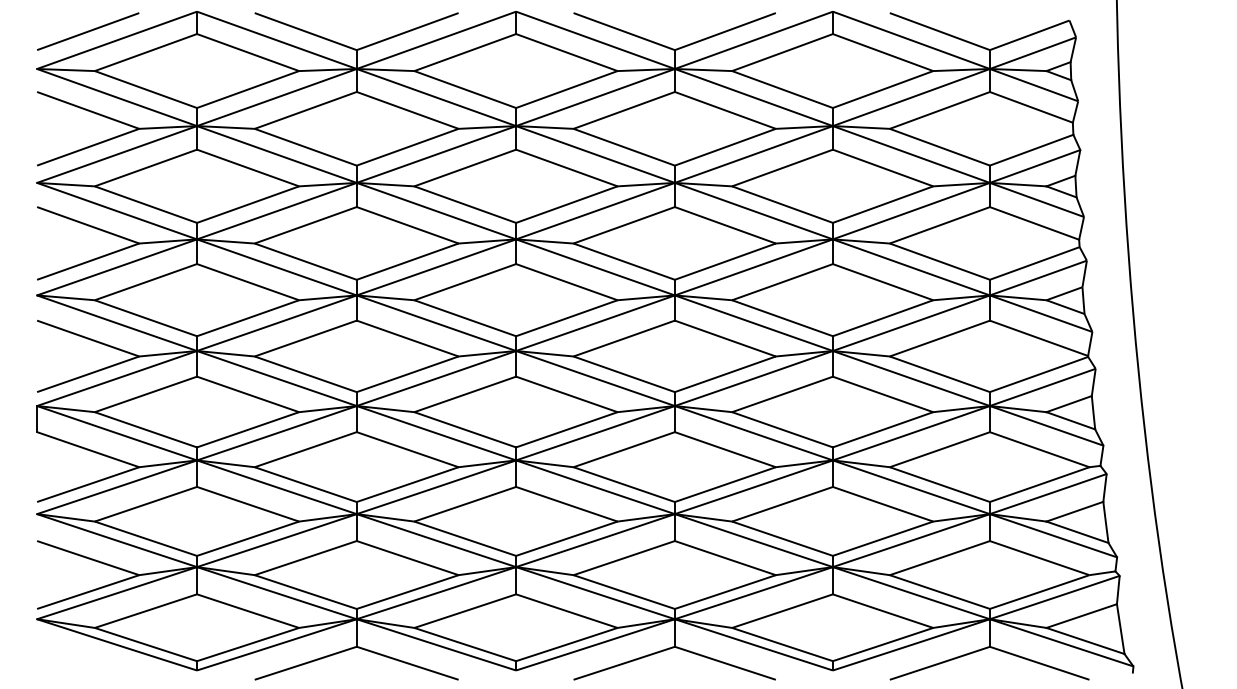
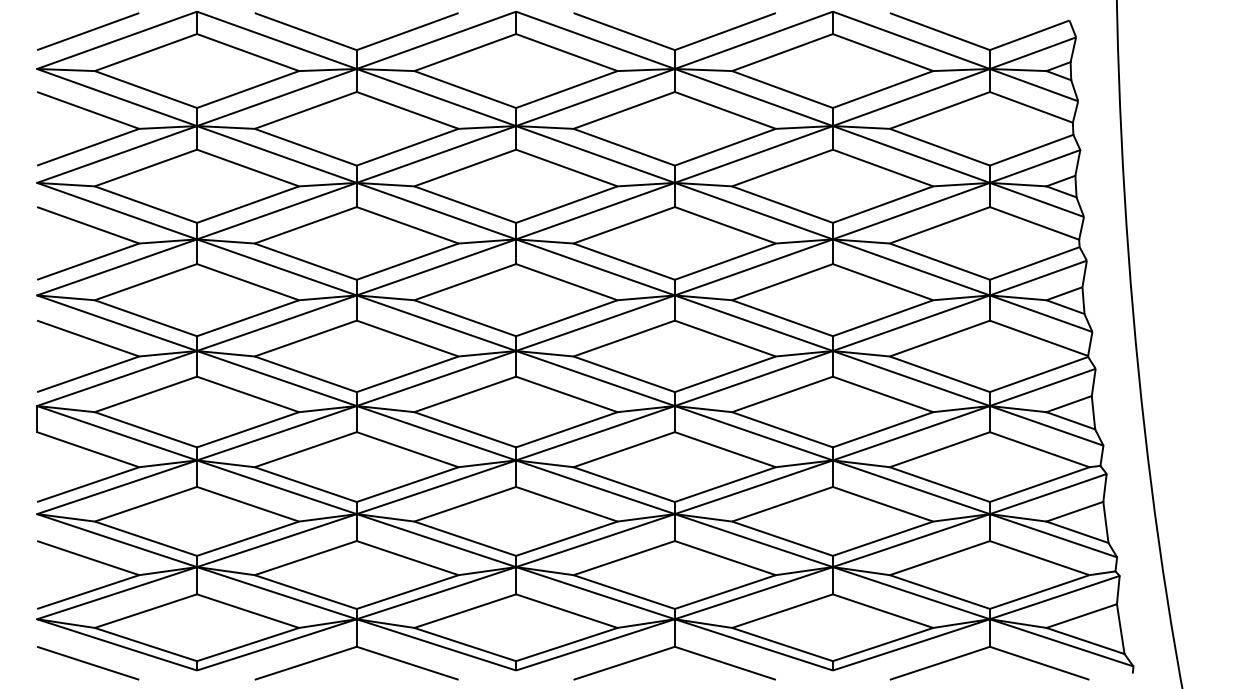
line: none -> present (88, 663)
